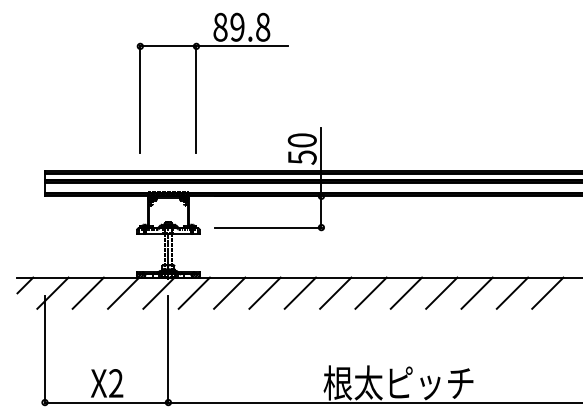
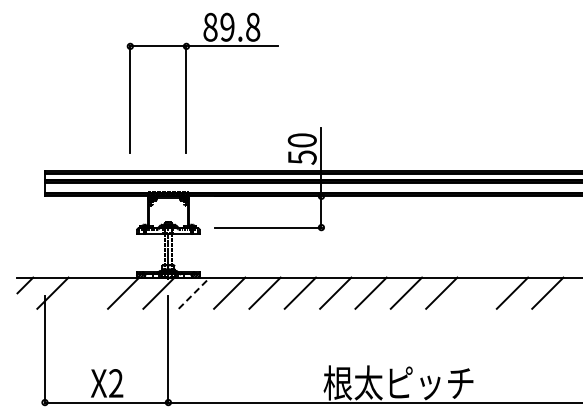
part position: (196, 82) -> (186, 82) (186, 82)
line: present -> none (87, 292)
line: solid -> dashed (194, 292)
line: present -> none (476, 292)
